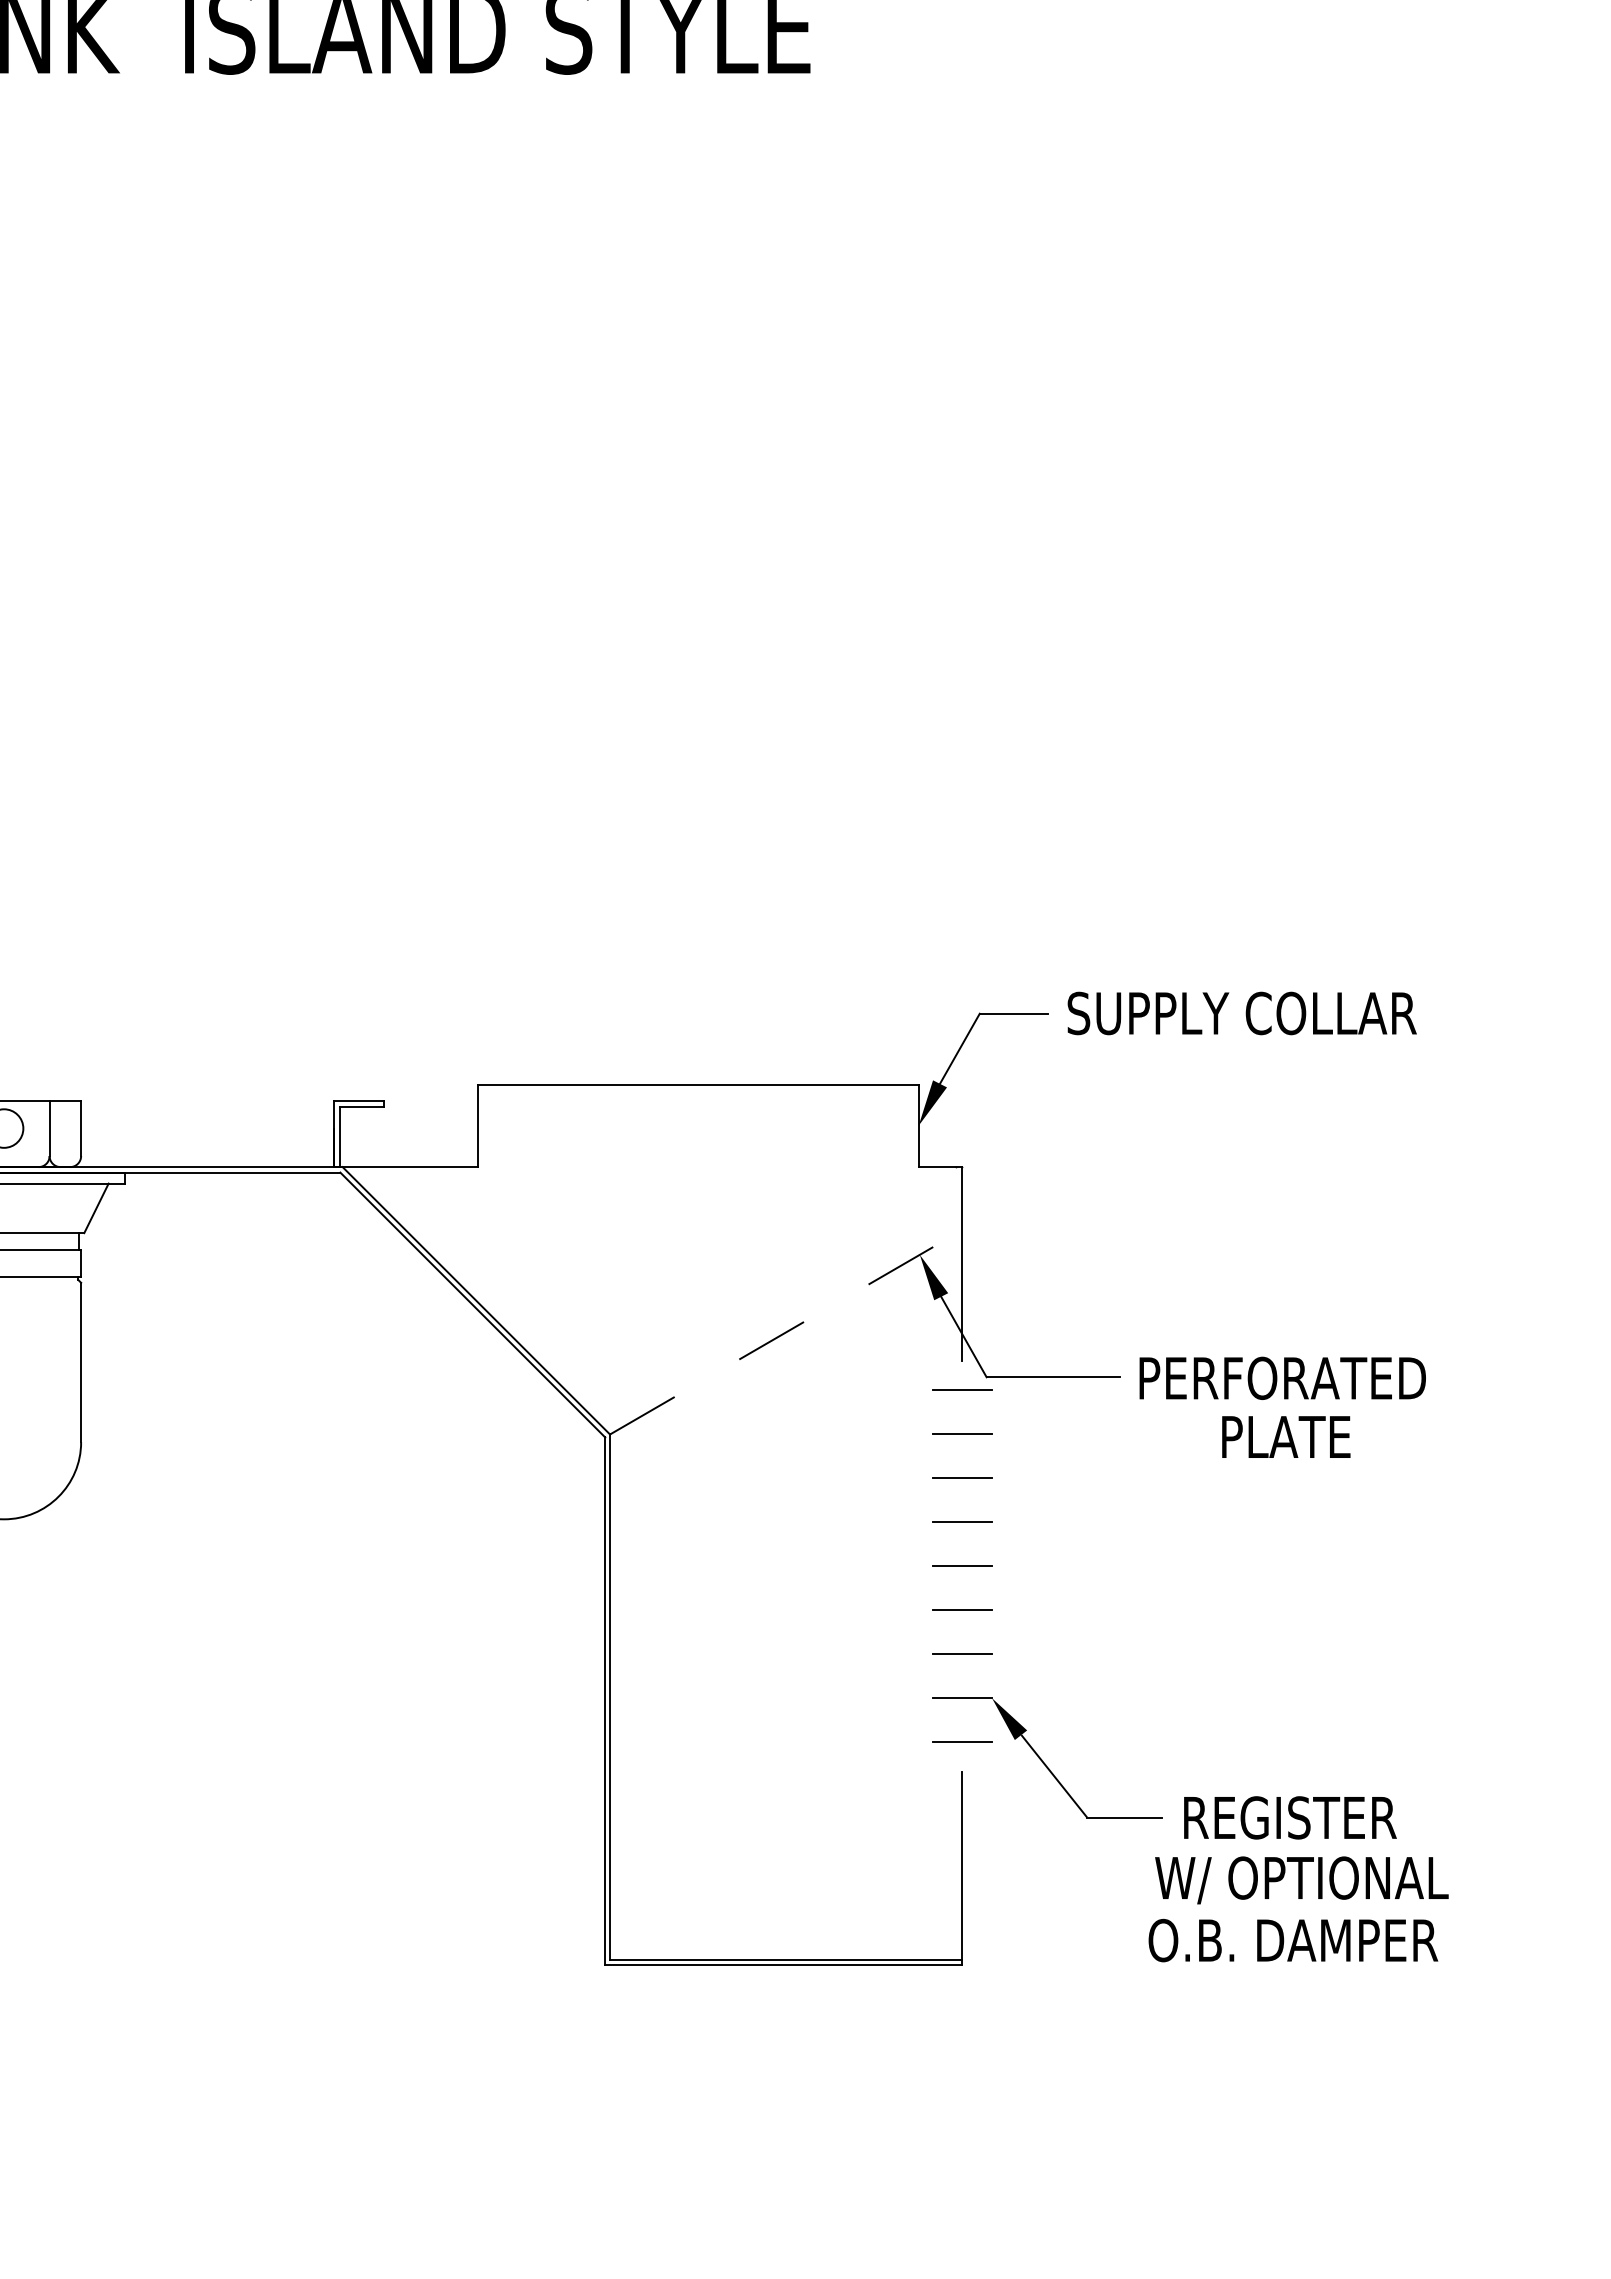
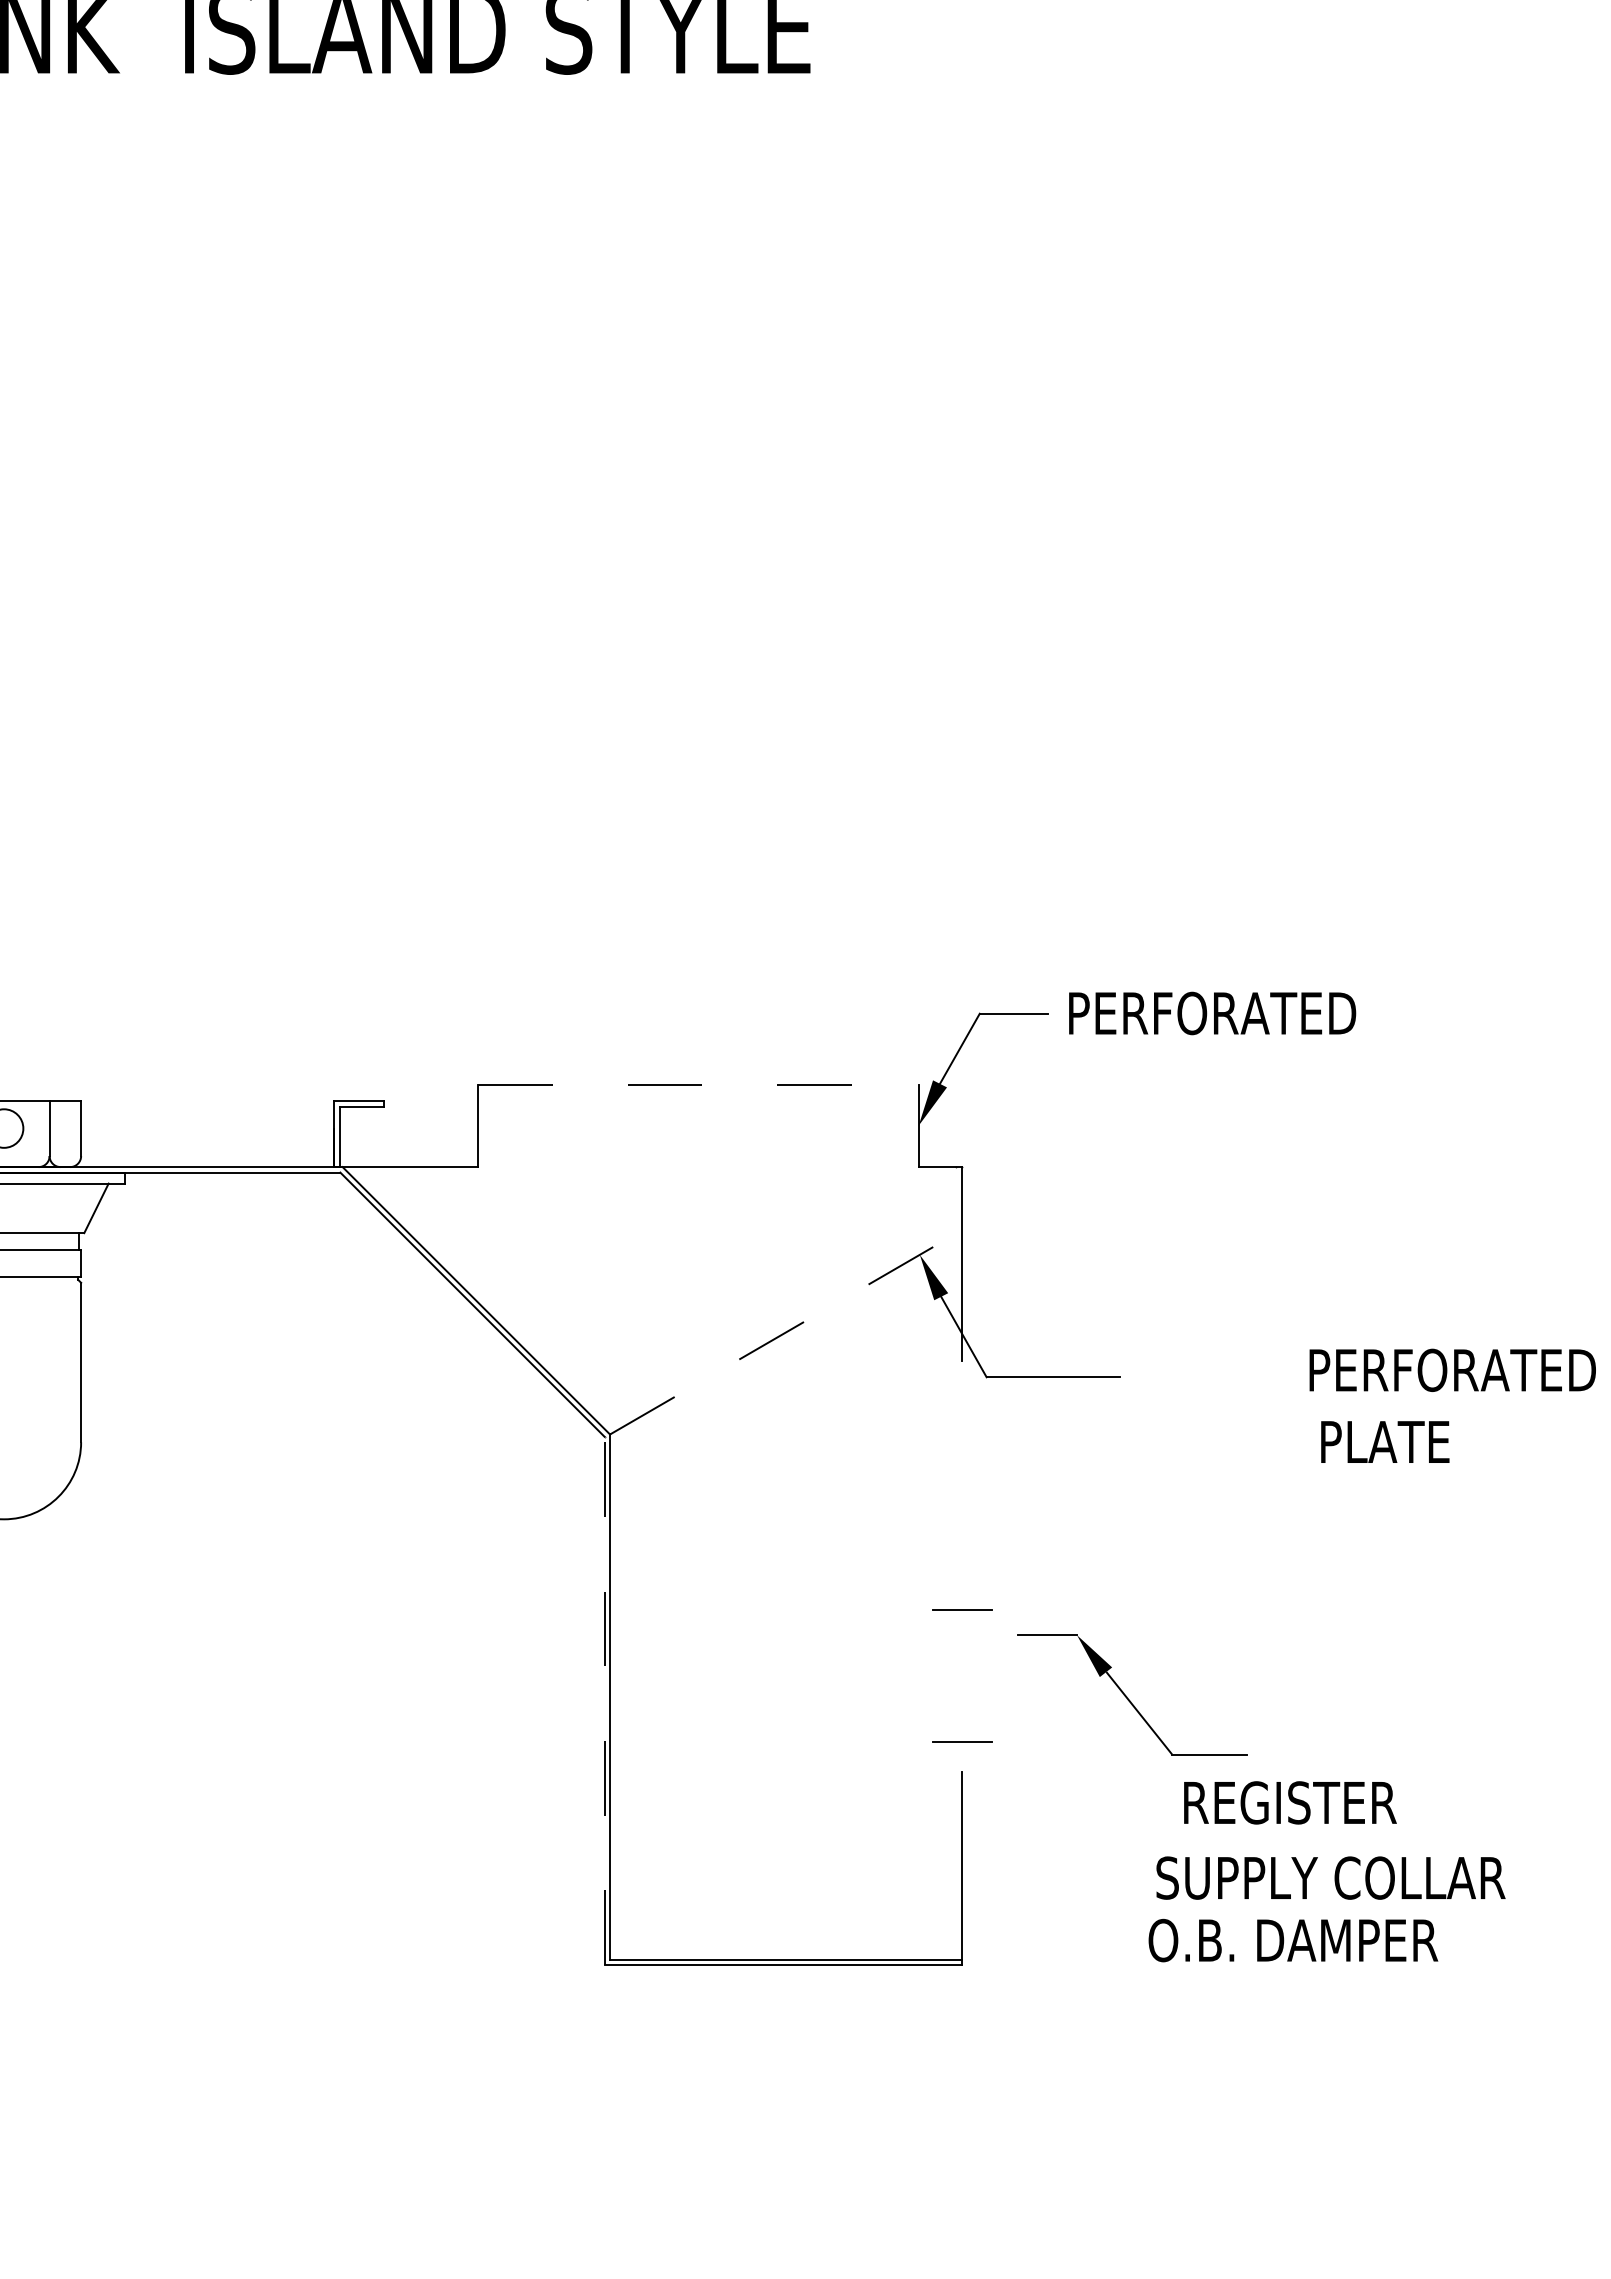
text: SUPPLY COLLAR -> PERFORATED (1241, 1013)
line: solid -> dashed (698, 1084)
text position: (1282, 1377) -> (1452, 1369) (1452, 1369)
line: present -> none (962, 1389)
line: present -> none (962, 1434)
text position: (1286, 1436) -> (1385, 1441) (1385, 1441)
line: present -> none (962, 1478)
line: present -> none (962, 1522)
line: present -> none (962, 1565)
line: present -> none (962, 1654)
line: solid -> dashed (604, 1700)
part position: (1047, 1757) -> (1132, 1694) (1132, 1694)
text position: (1290, 1817) -> (1290, 1802) (1290, 1802)
text: W/ OPTIONAL -> SUPPLY COLLAR (1330, 1880)
